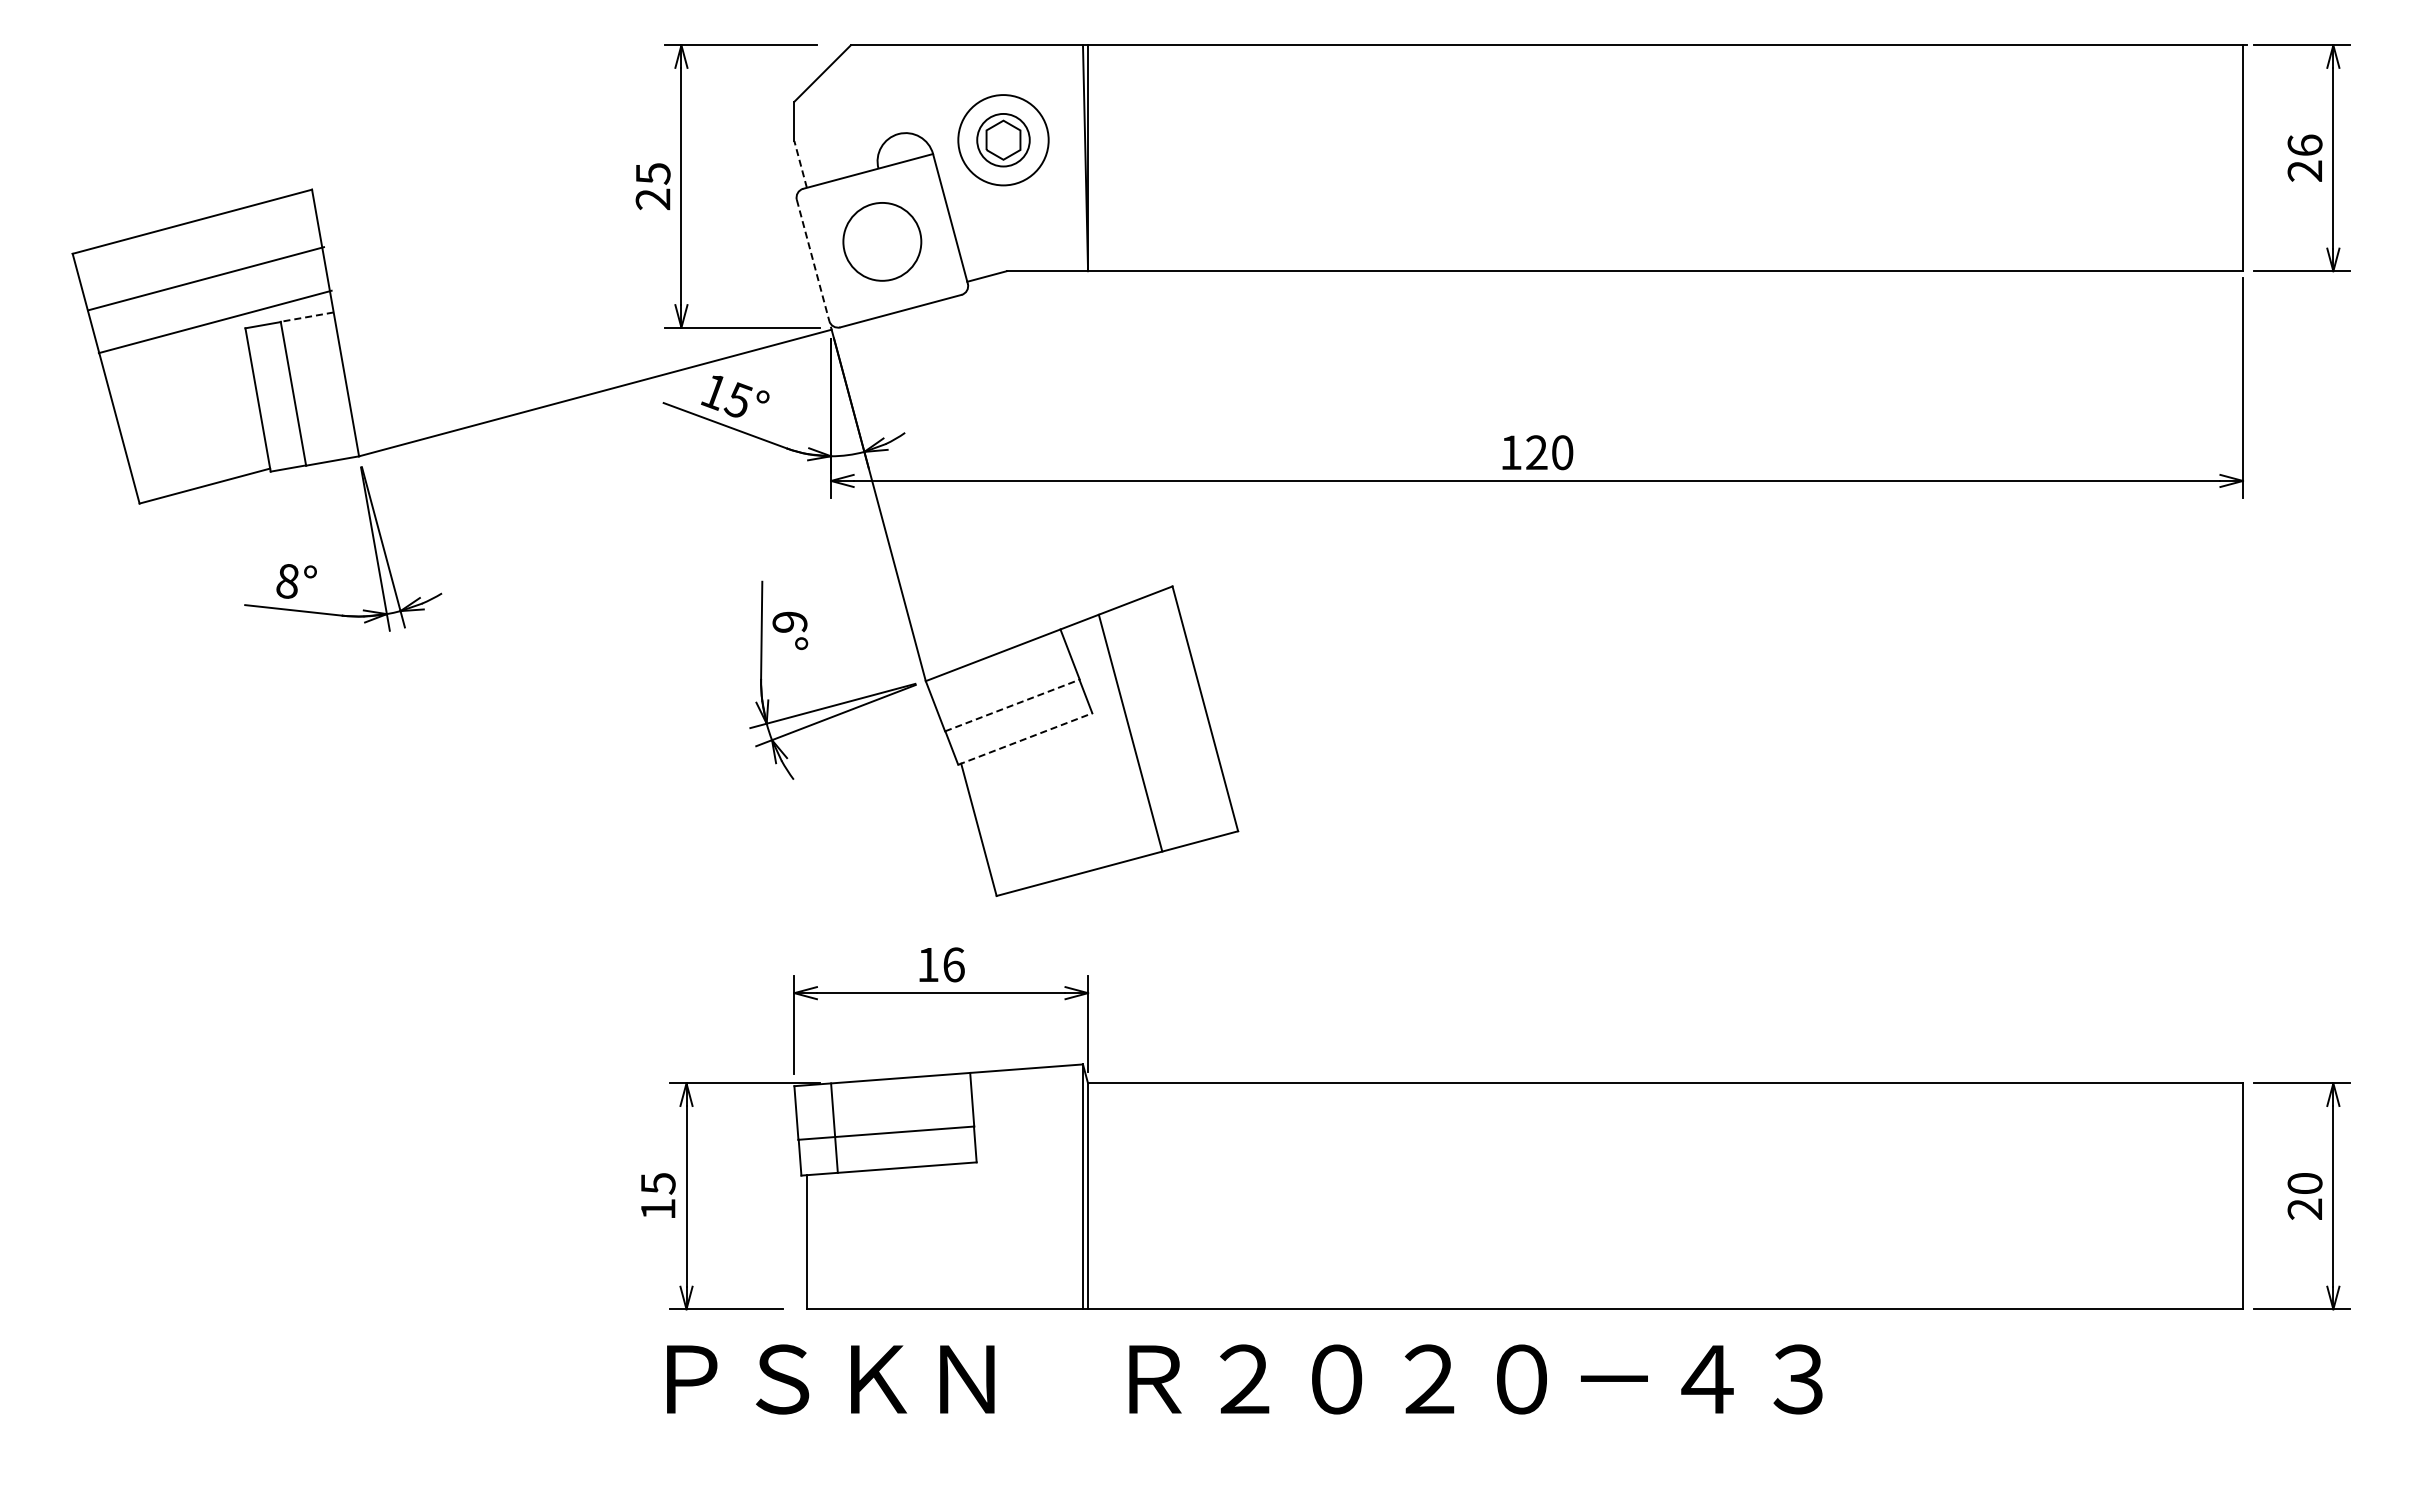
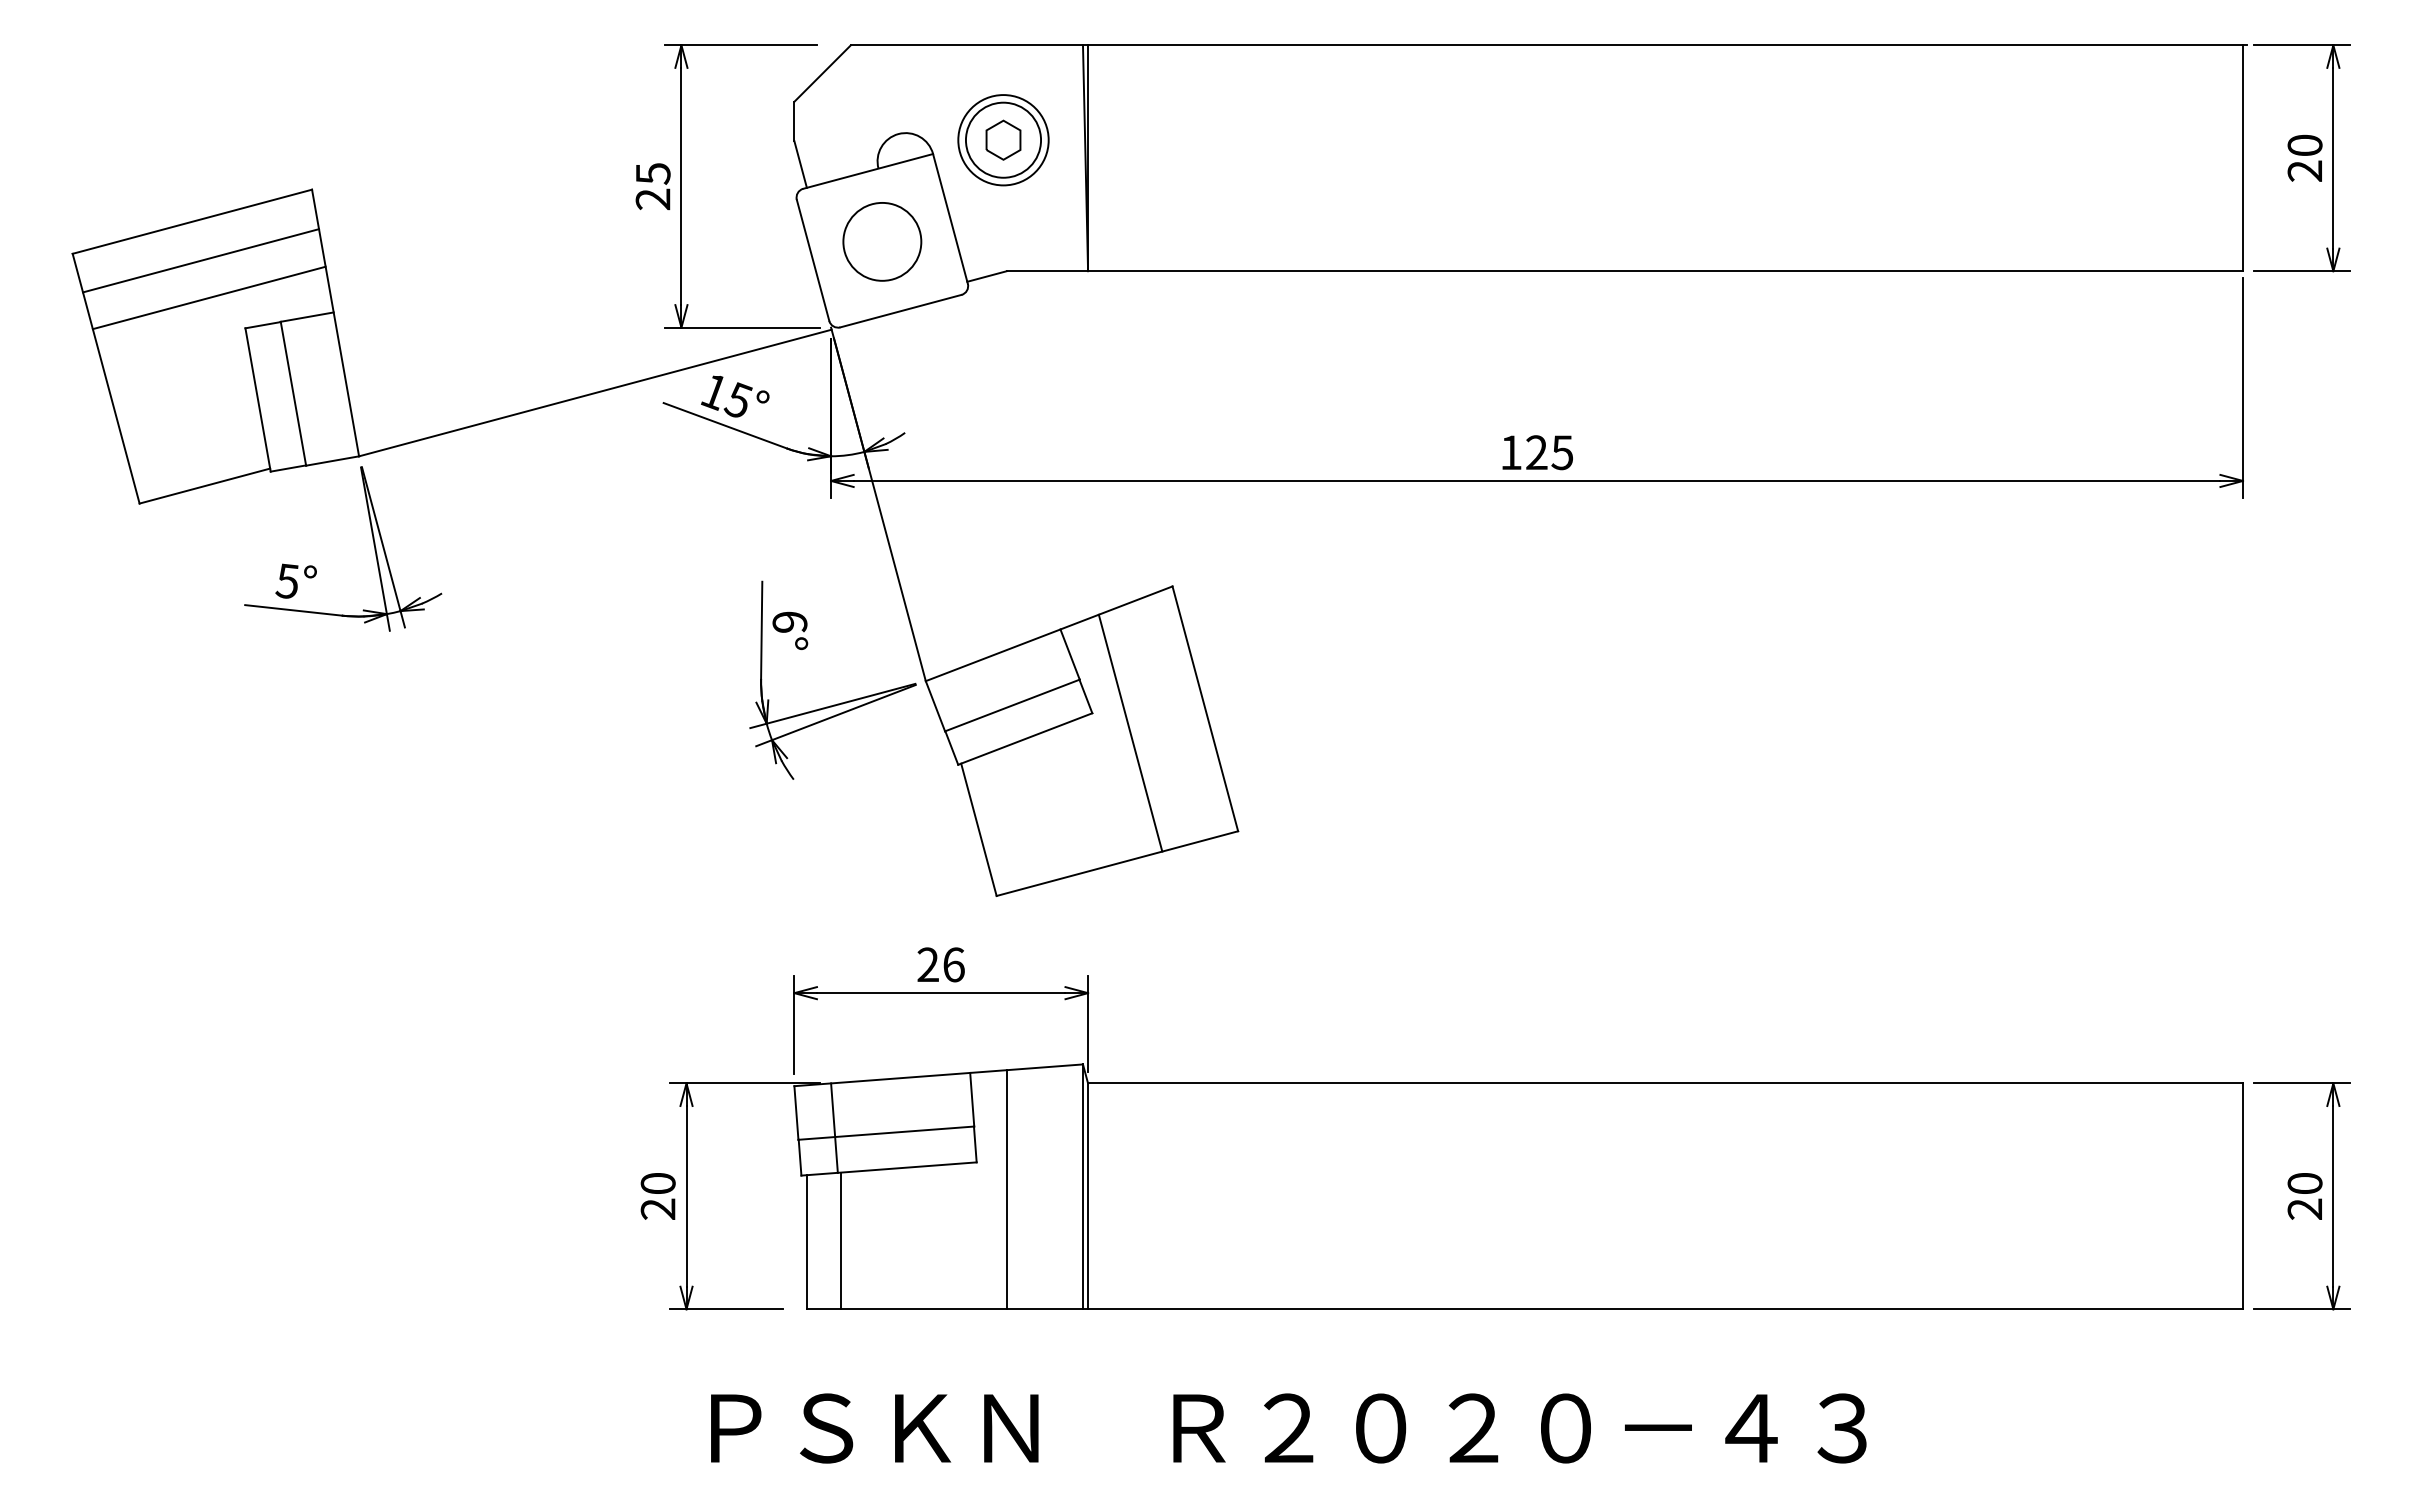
circle diameter: 53 px -> 75 px (1003, 139)
text: 26 -> 20 (2304, 144)
line: dashed -> solid (800, 164)
line: dashed -> solid (813, 260)
line position: (206, 278) -> (201, 260) (201, 260)
line: dashed -> solid (307, 317)
line position: (214, 321) -> (208, 297) (208, 297)
text: 120 -> 125 (1562, 452)
text: 8° -> 5° (286, 580)
line: dashed -> solid (1012, 705)
line: dashed -> solid (1025, 739)
text: 16 -> 26 (927, 964)
line: none -> present (1006, 1189)
text: 15 -> 20 (657, 1196)
line: none -> present (841, 1240)
text position: (1244, 1379) -> (1288, 1428) (1288, 1428)
